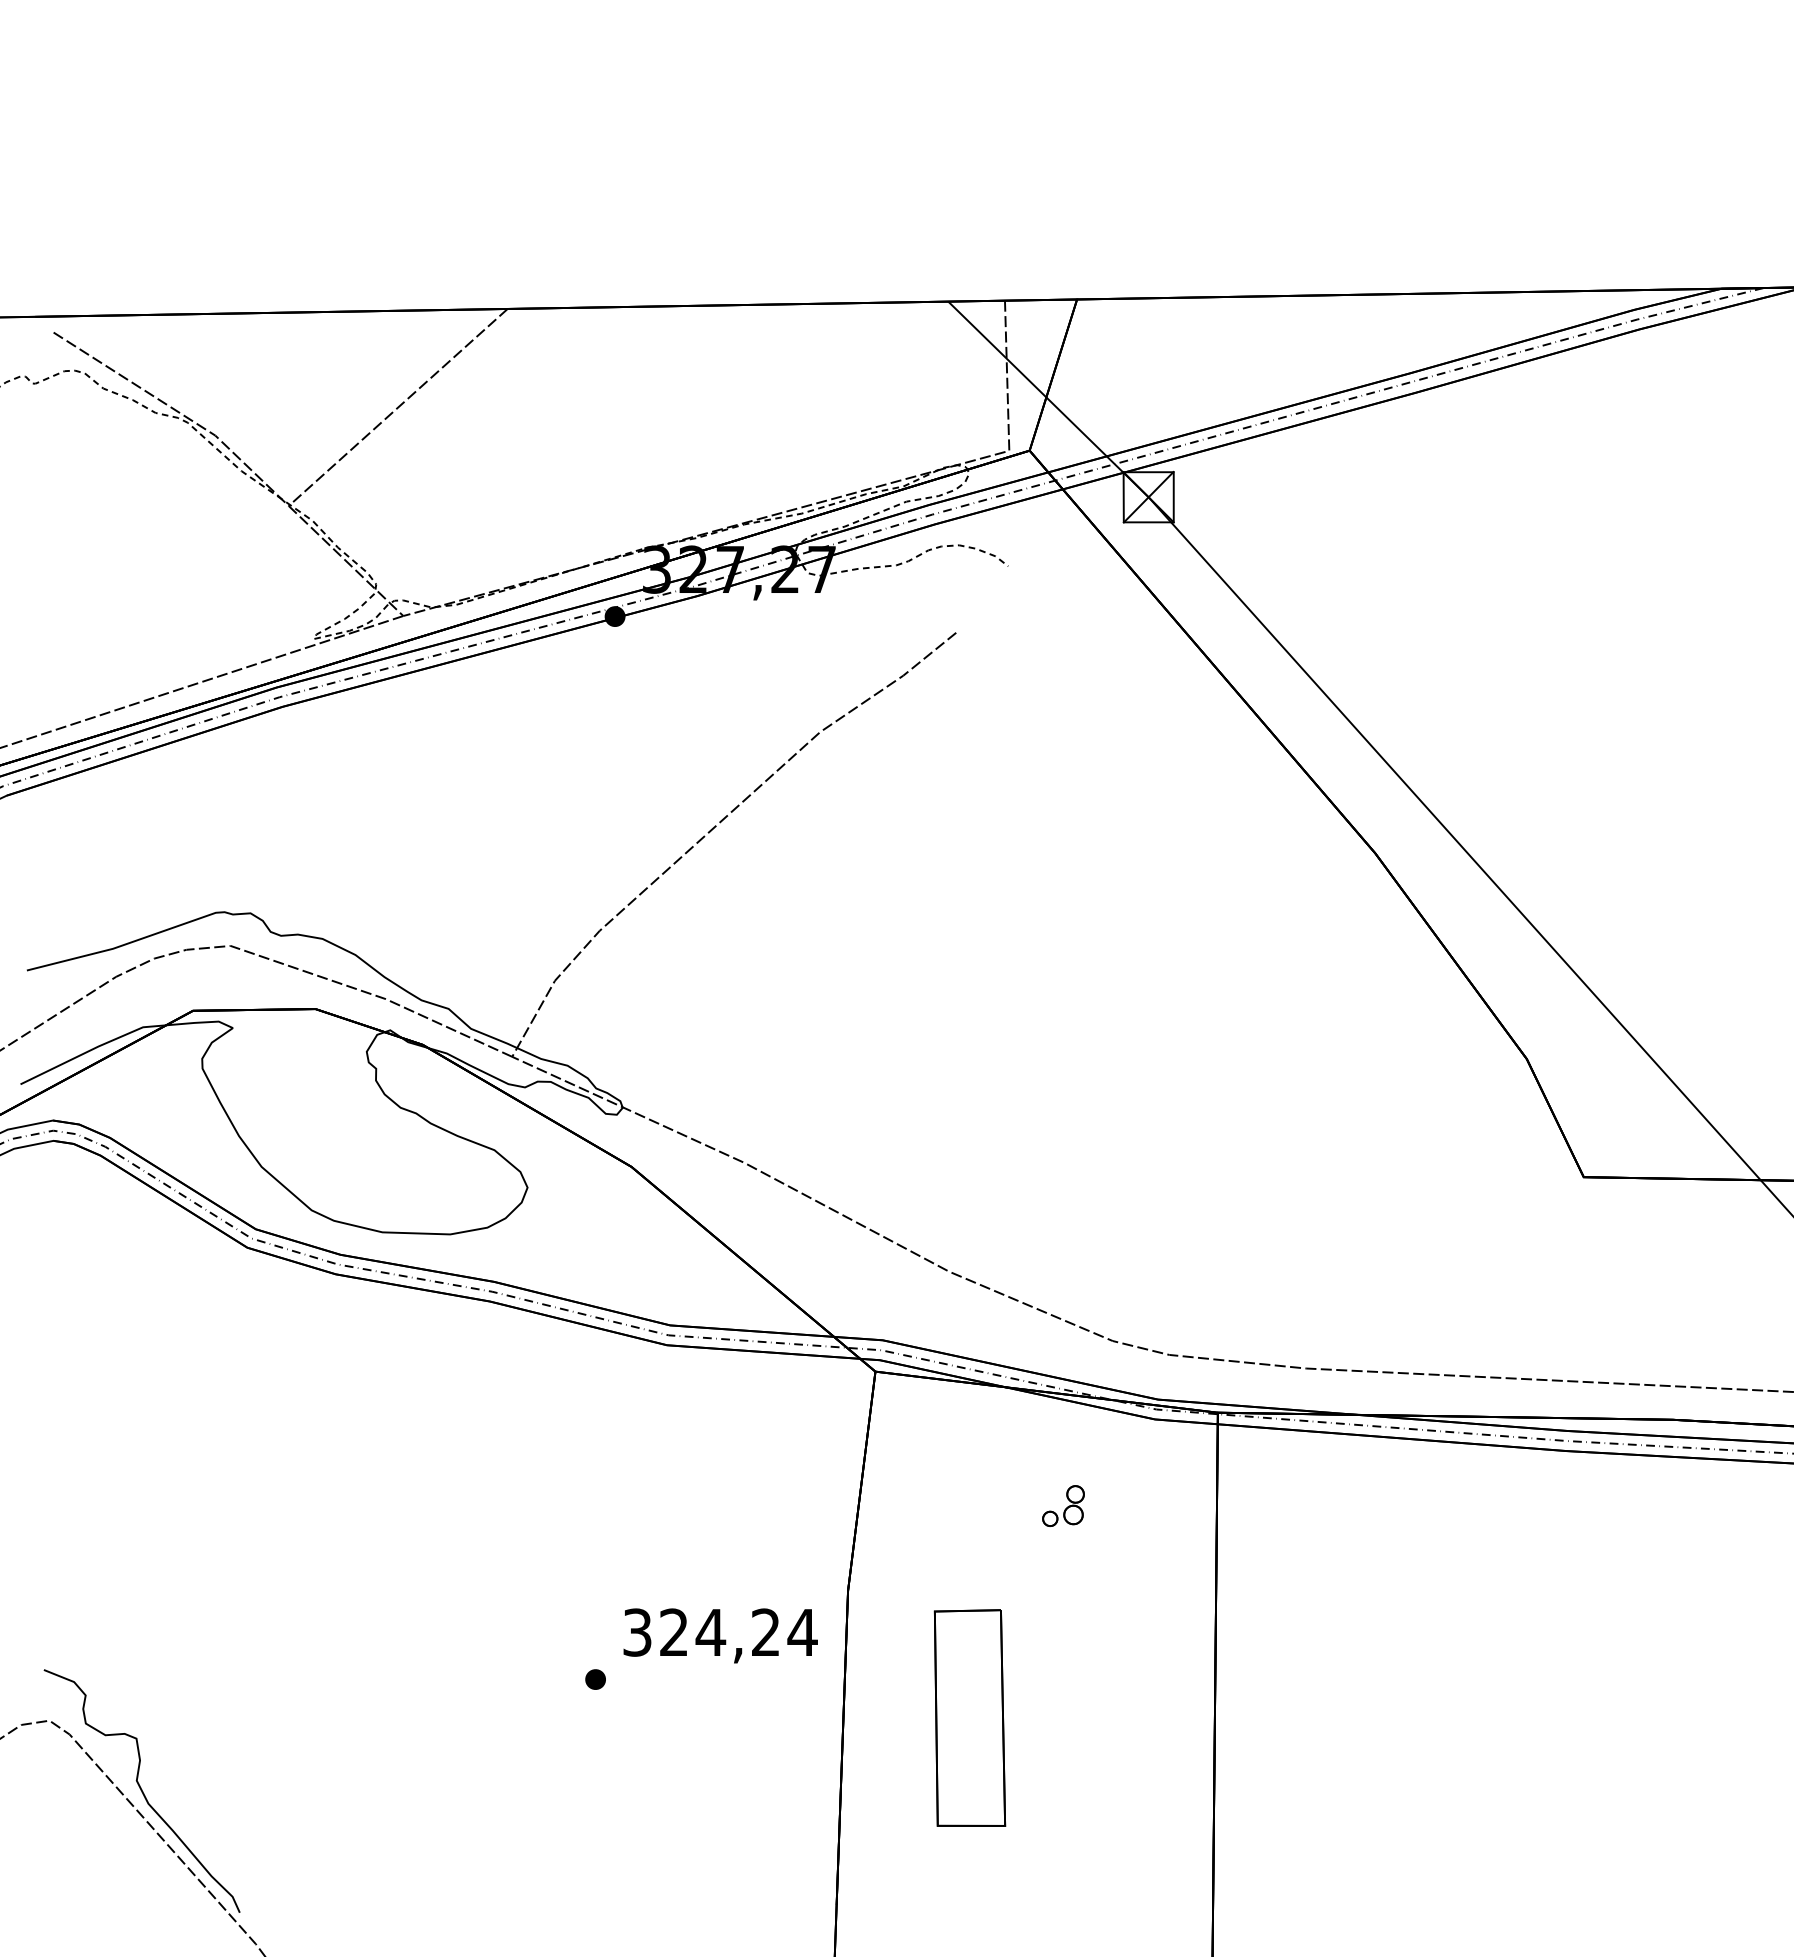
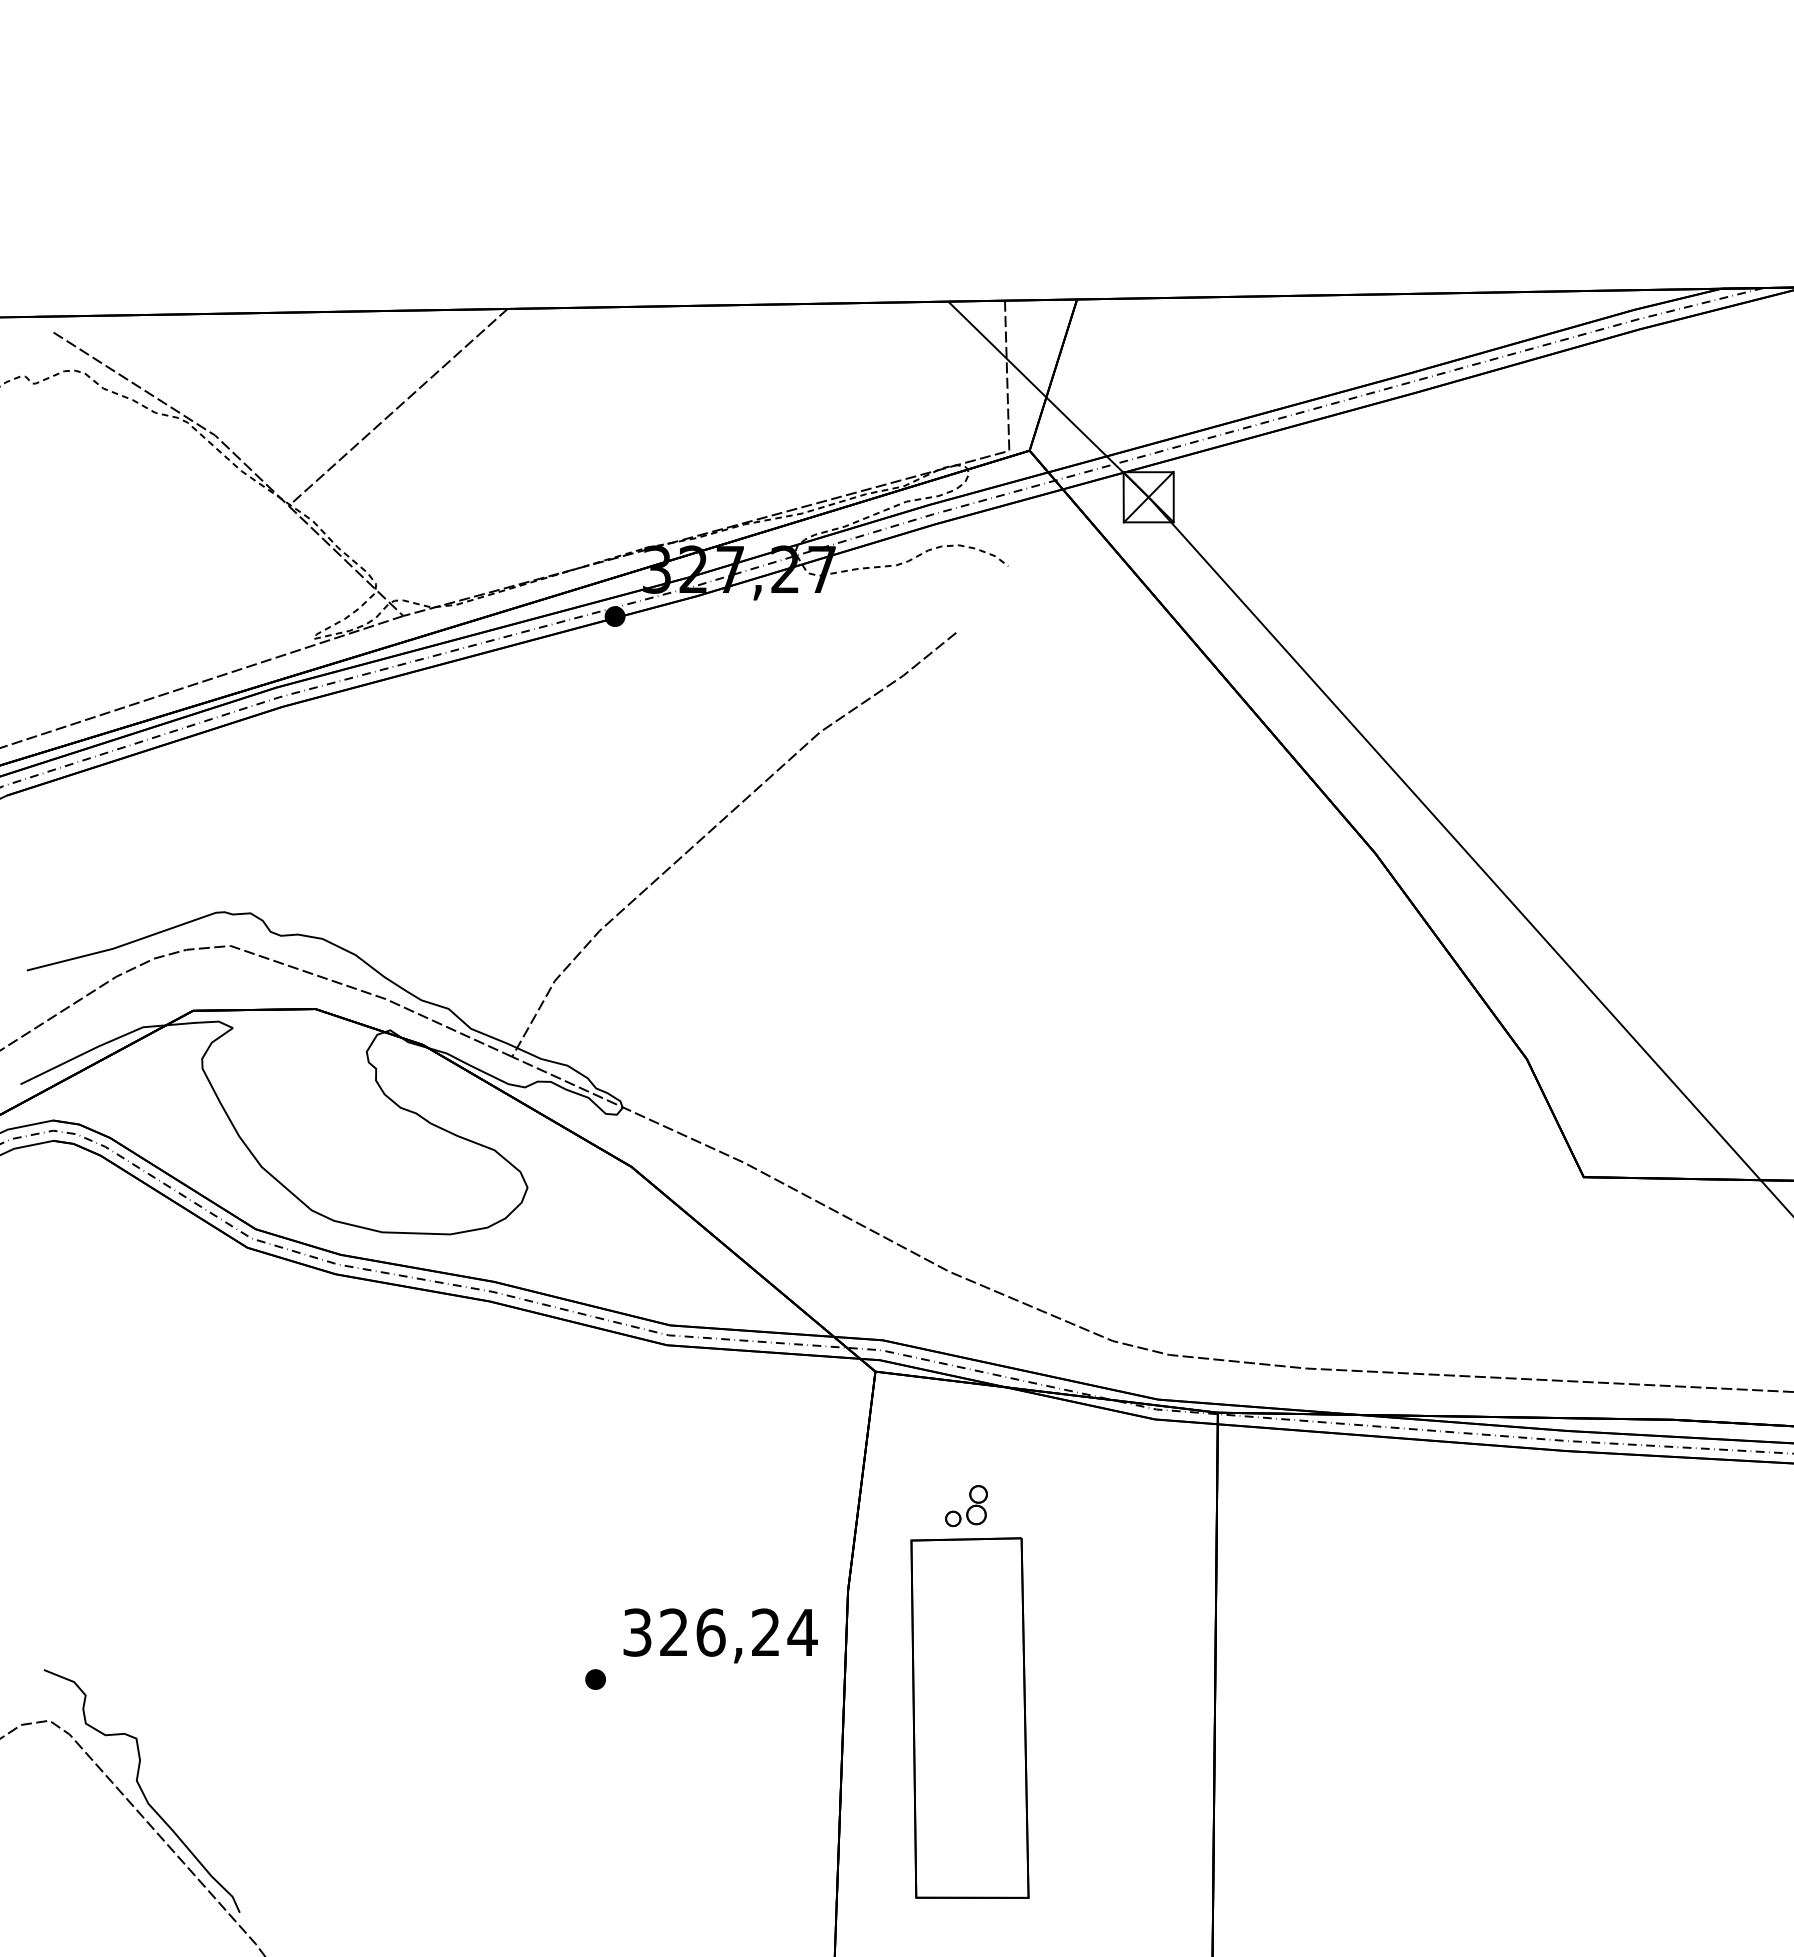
part position: (1063, 1505) -> (966, 1505) (966, 1505)
text: 324,24 -> 326,24 (710, 1632)
part size: 74x218 px -> 120x362 px (969, 1717)
